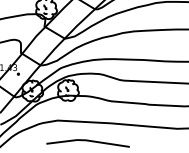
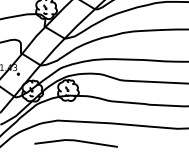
line position: (87, 141) -> (75, 141) (75, 141)
